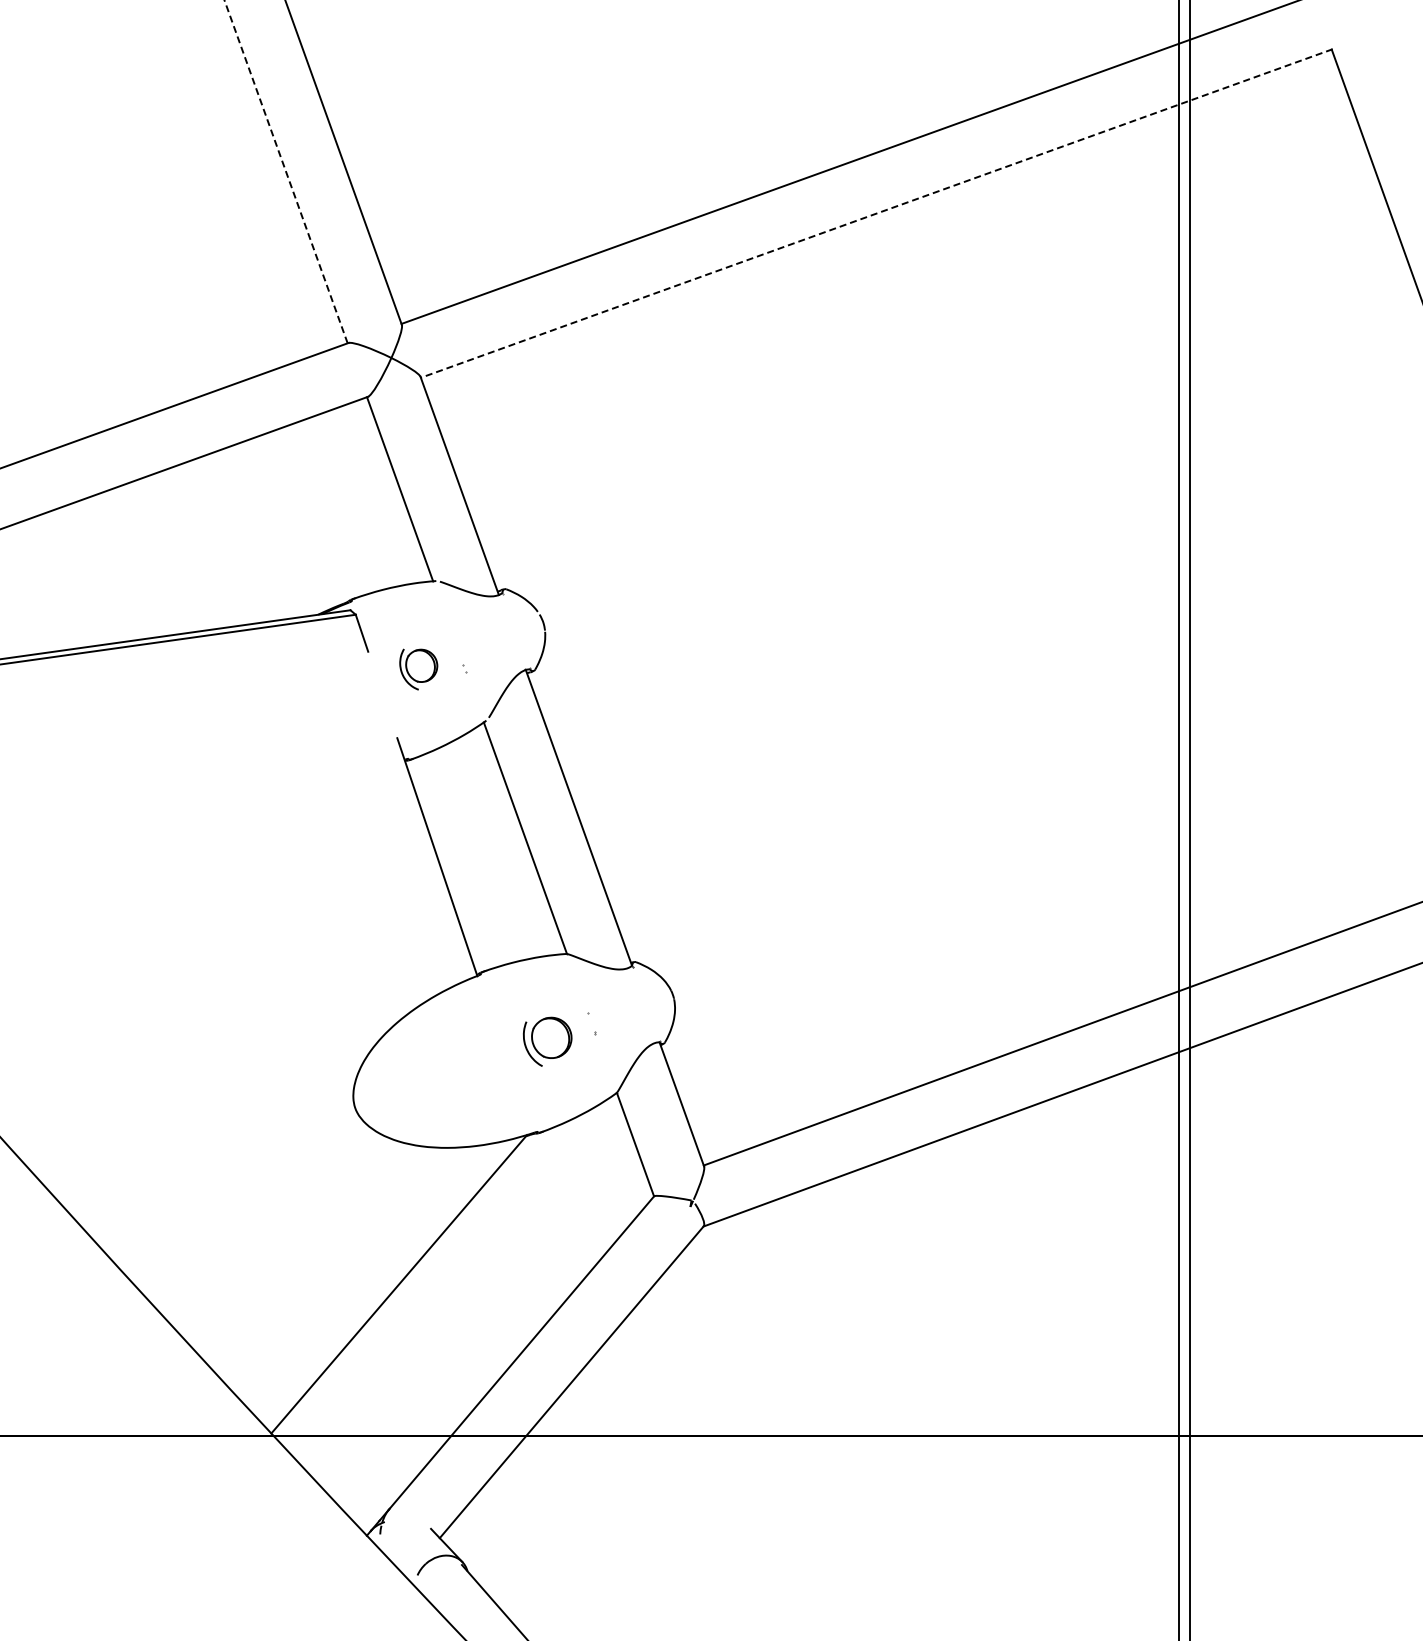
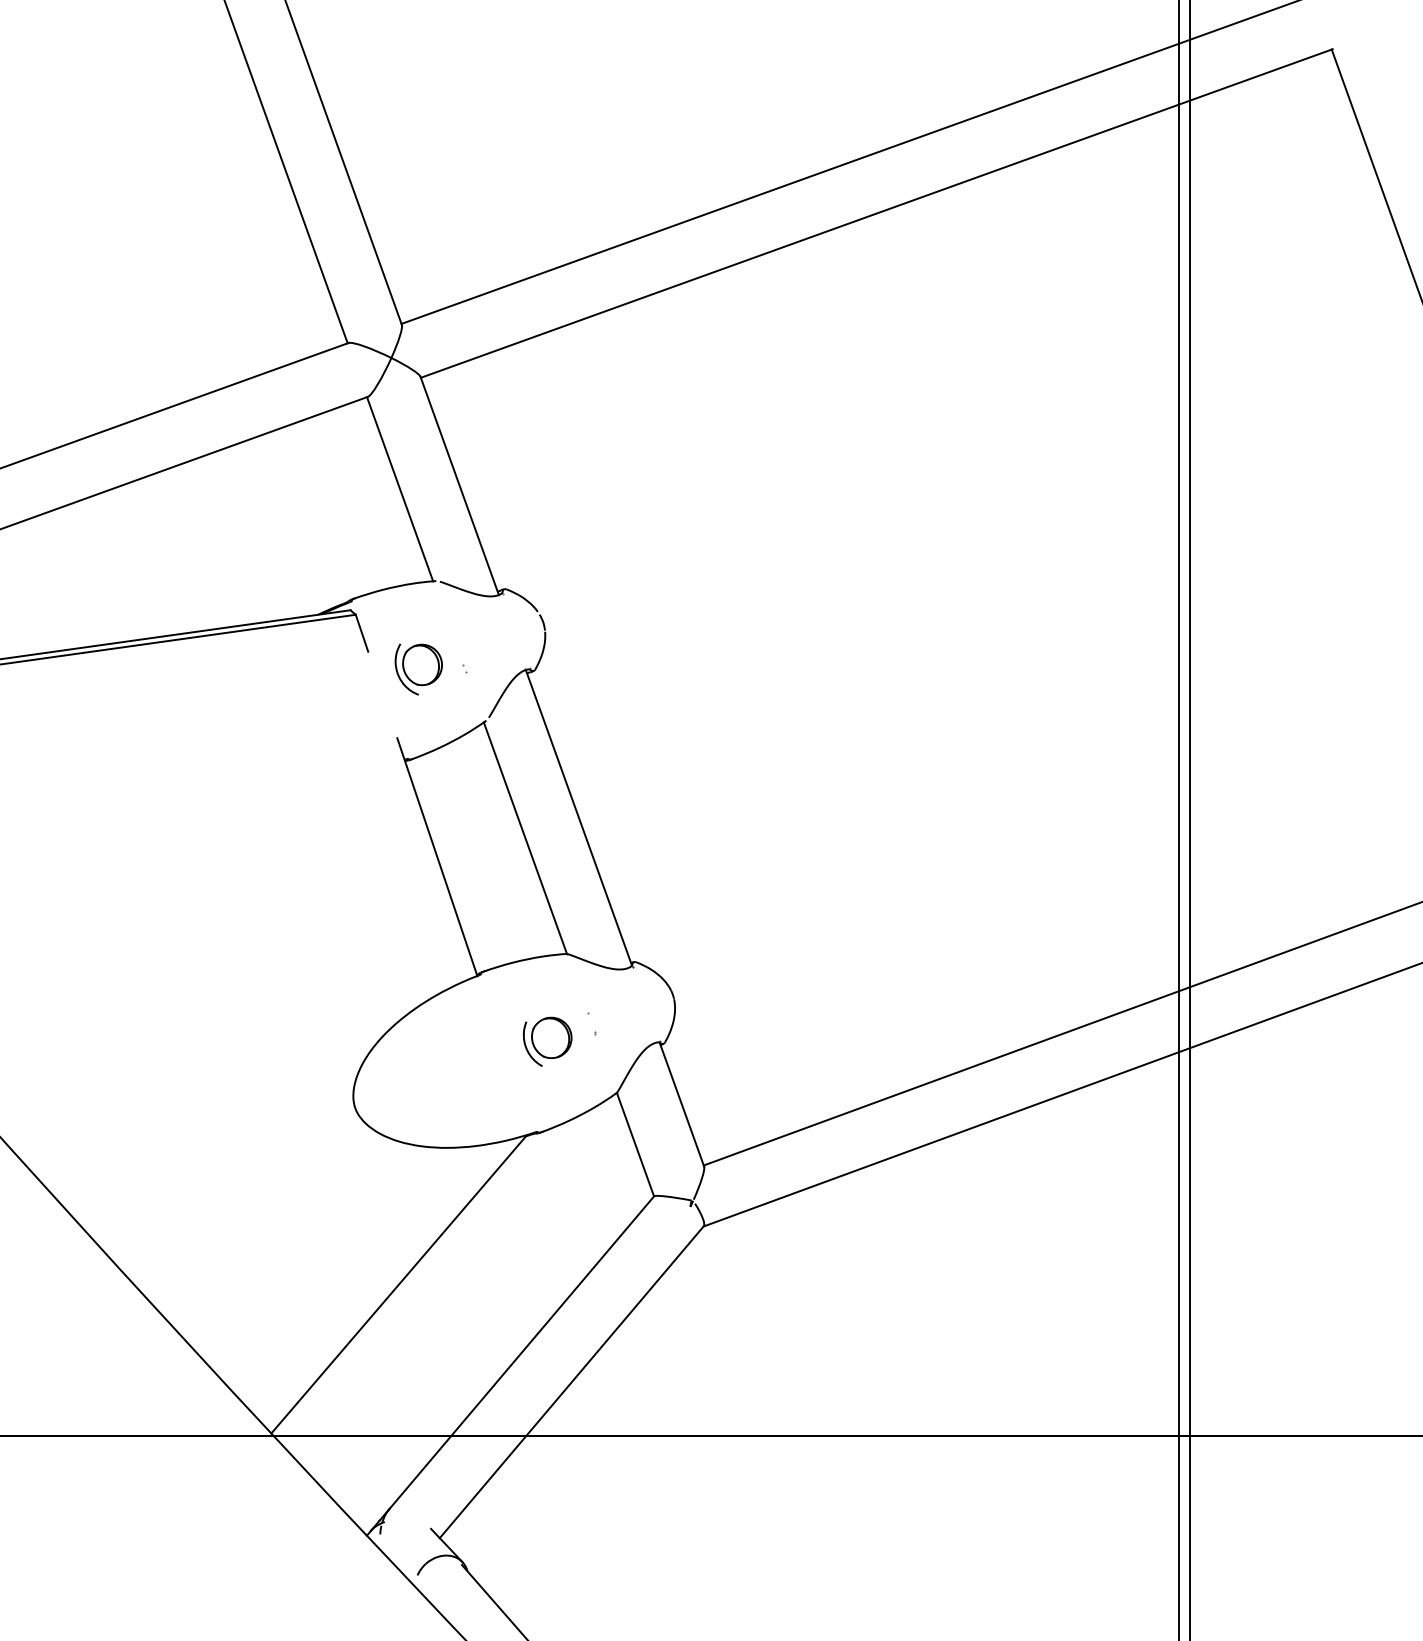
line: dashed -> solid (286, 172)
line: dashed -> solid (876, 213)
part size: 40x43 px -> 49x53 px (418, 669)
